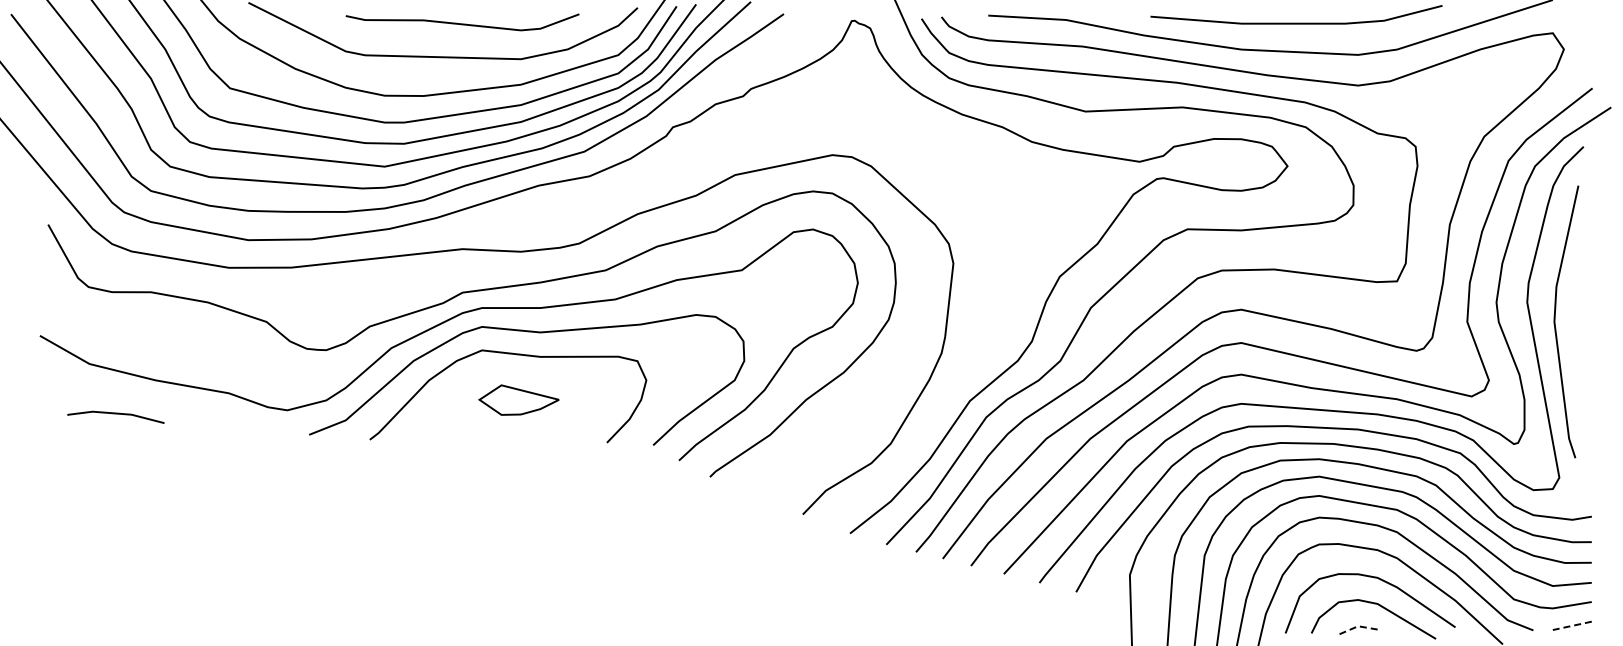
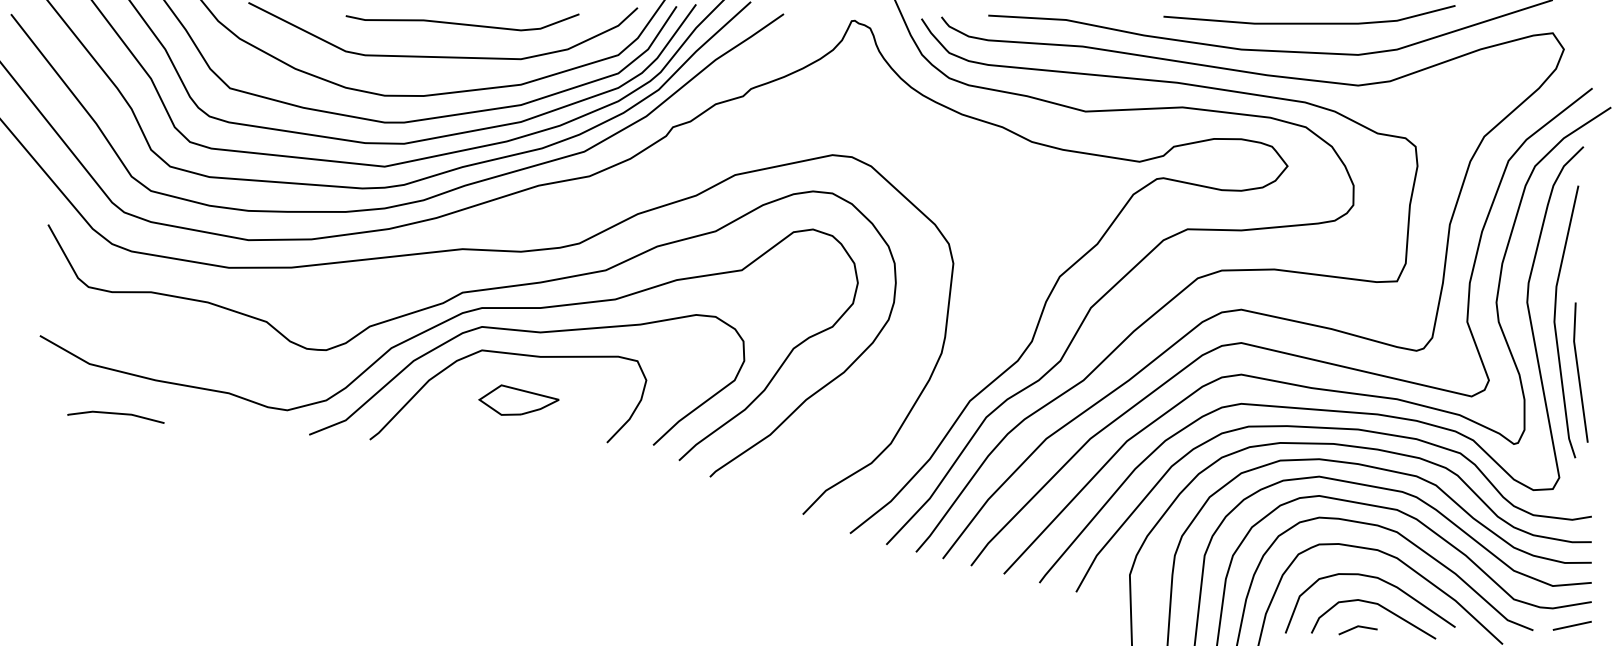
line position: (1296, 22) -> (1309, 22) (1309, 22)
line: none -> present (1579, 372)
line: dashed -> solid (1572, 625)
line: dashed -> solid (1357, 626)
